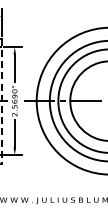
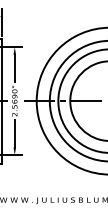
line: dashed -> solid (1, 101)
